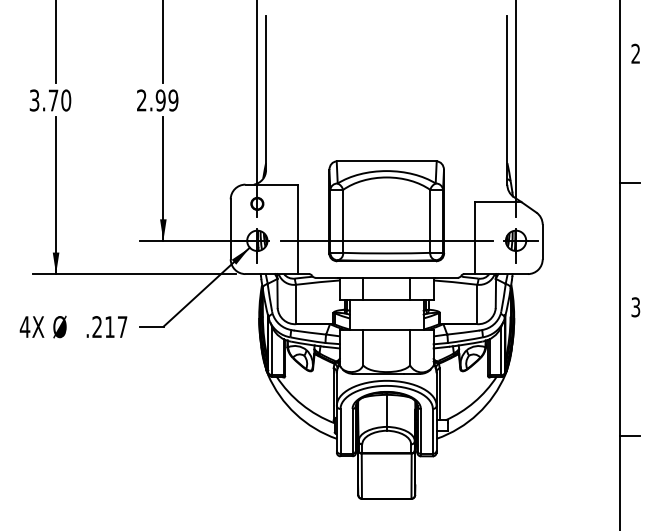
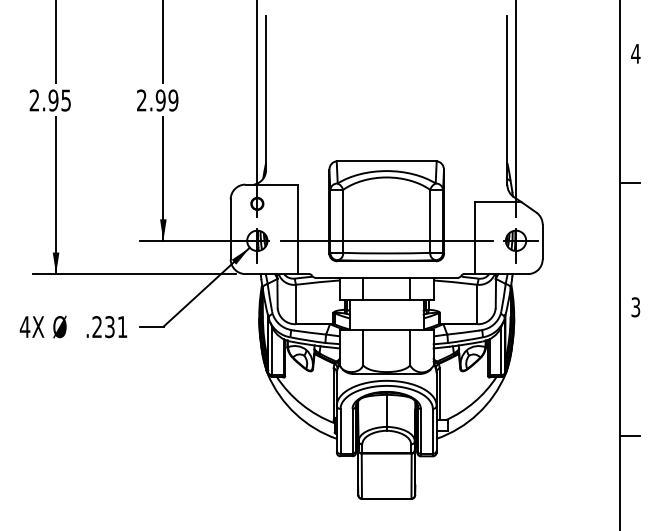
text: 2 -> 4 (635, 53)
text: 3.70 -> 2.95 (50, 100)
text: .217 -> .231 (116, 327)
